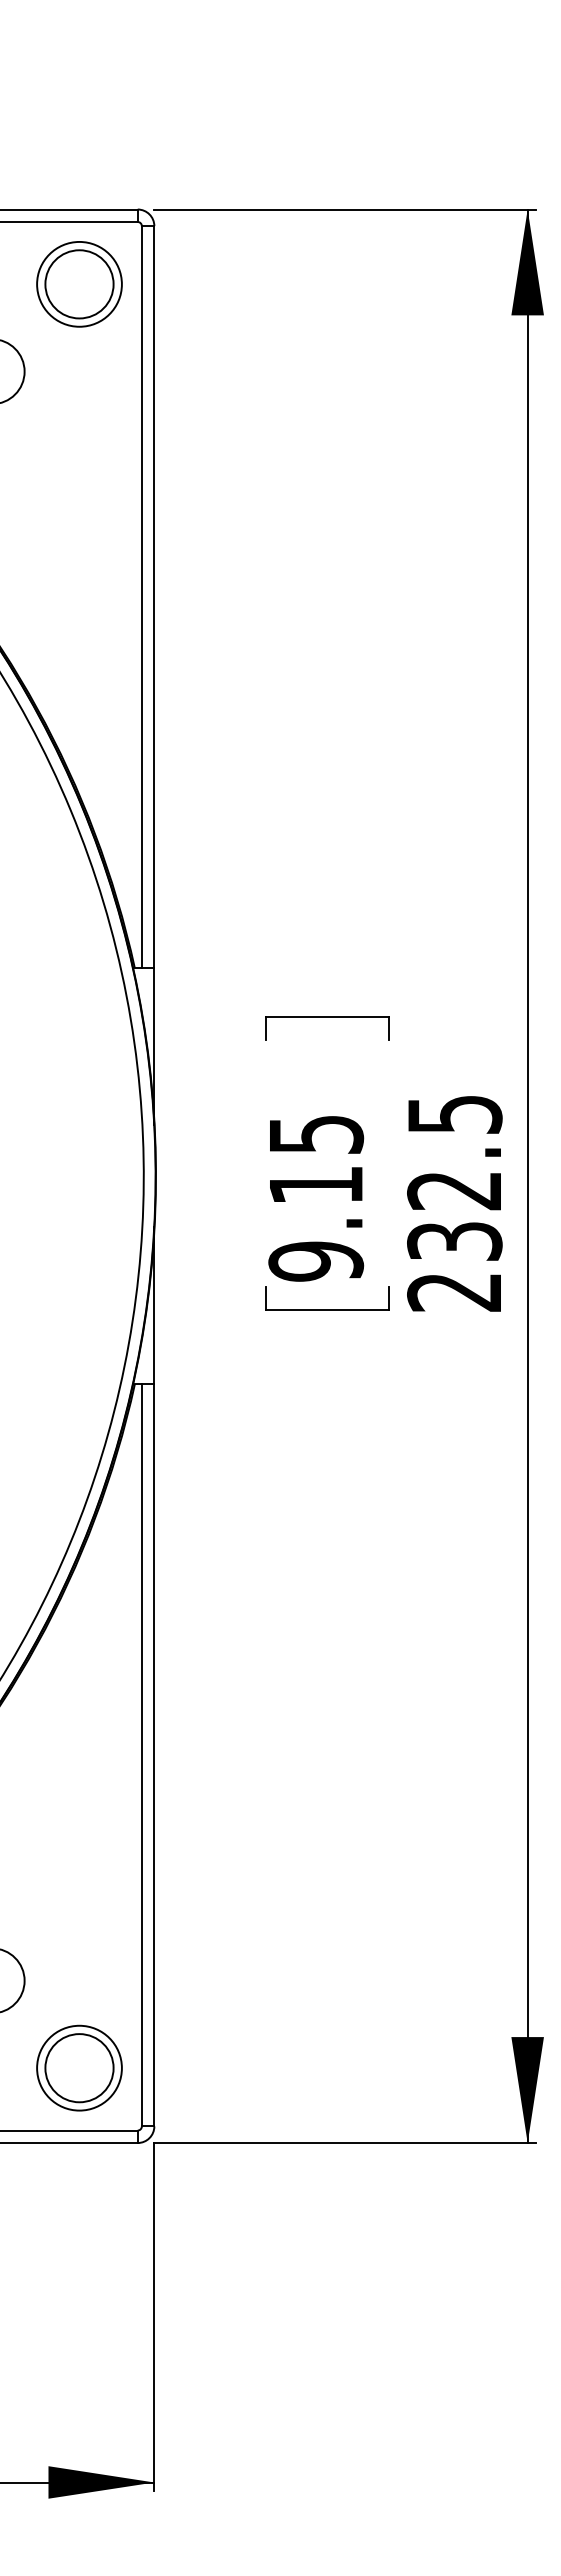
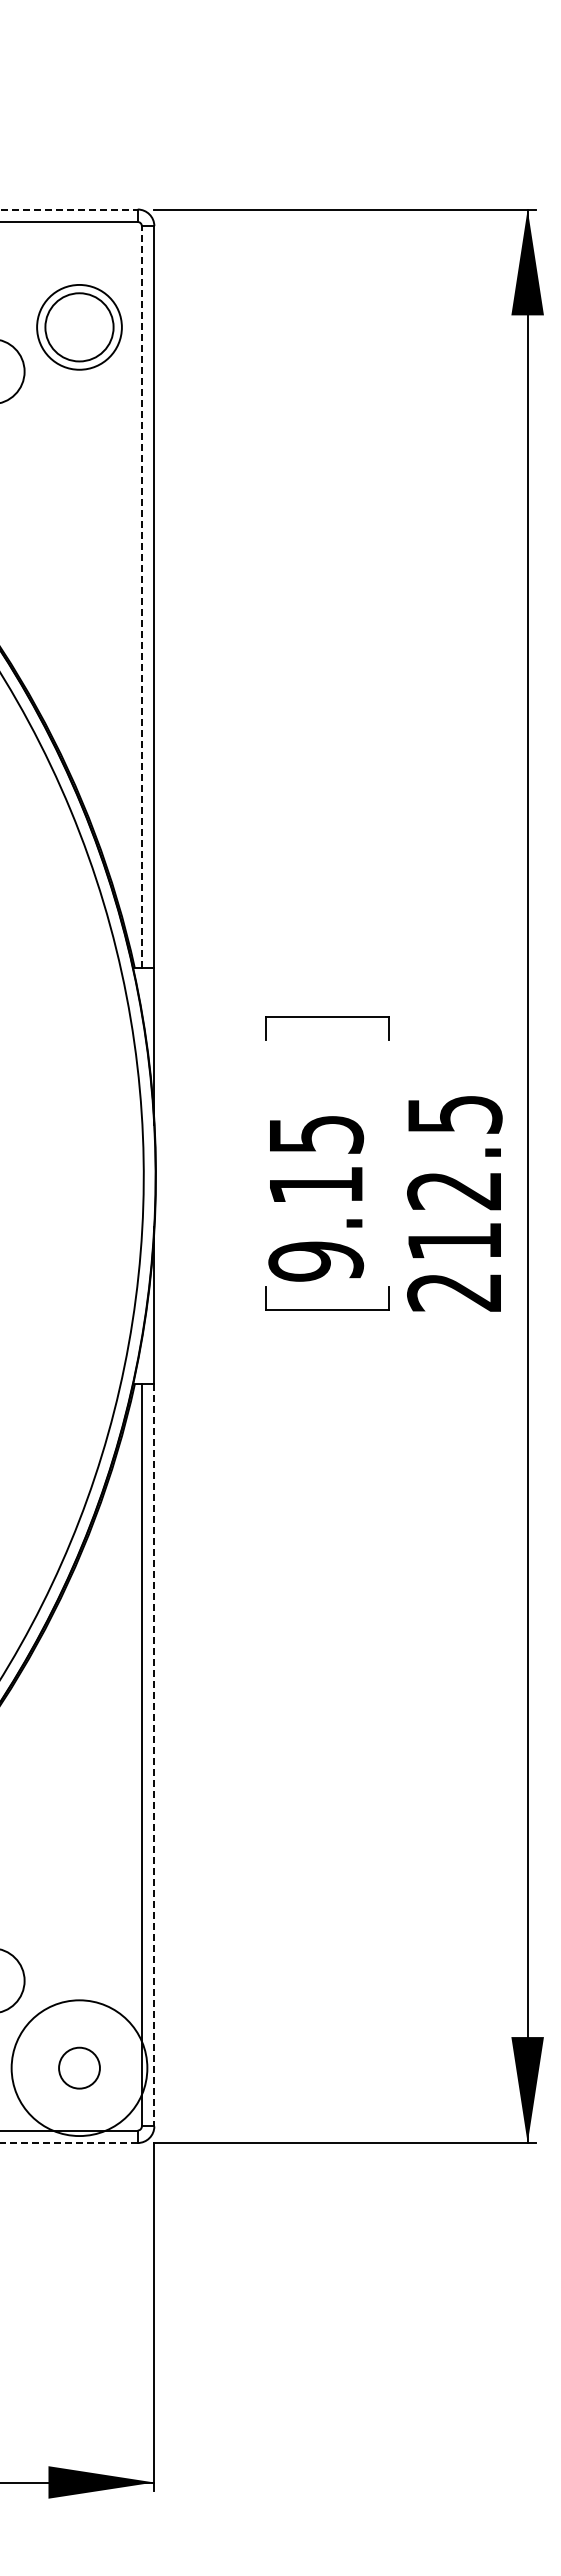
line: solid -> dashed (69, 209)
part position: (79, 284) -> (79, 327) (79, 327)
line: solid -> dashed (141, 596)
text: 232.5 -> 212.5 (454, 1241)
line: solid -> dashed (154, 1755)
circle diameter: 85 px -> 136 px (79, 2068)
circle diameter: 68 px -> 41 px (79, 2067)
line: solid -> dashed (68, 2143)
